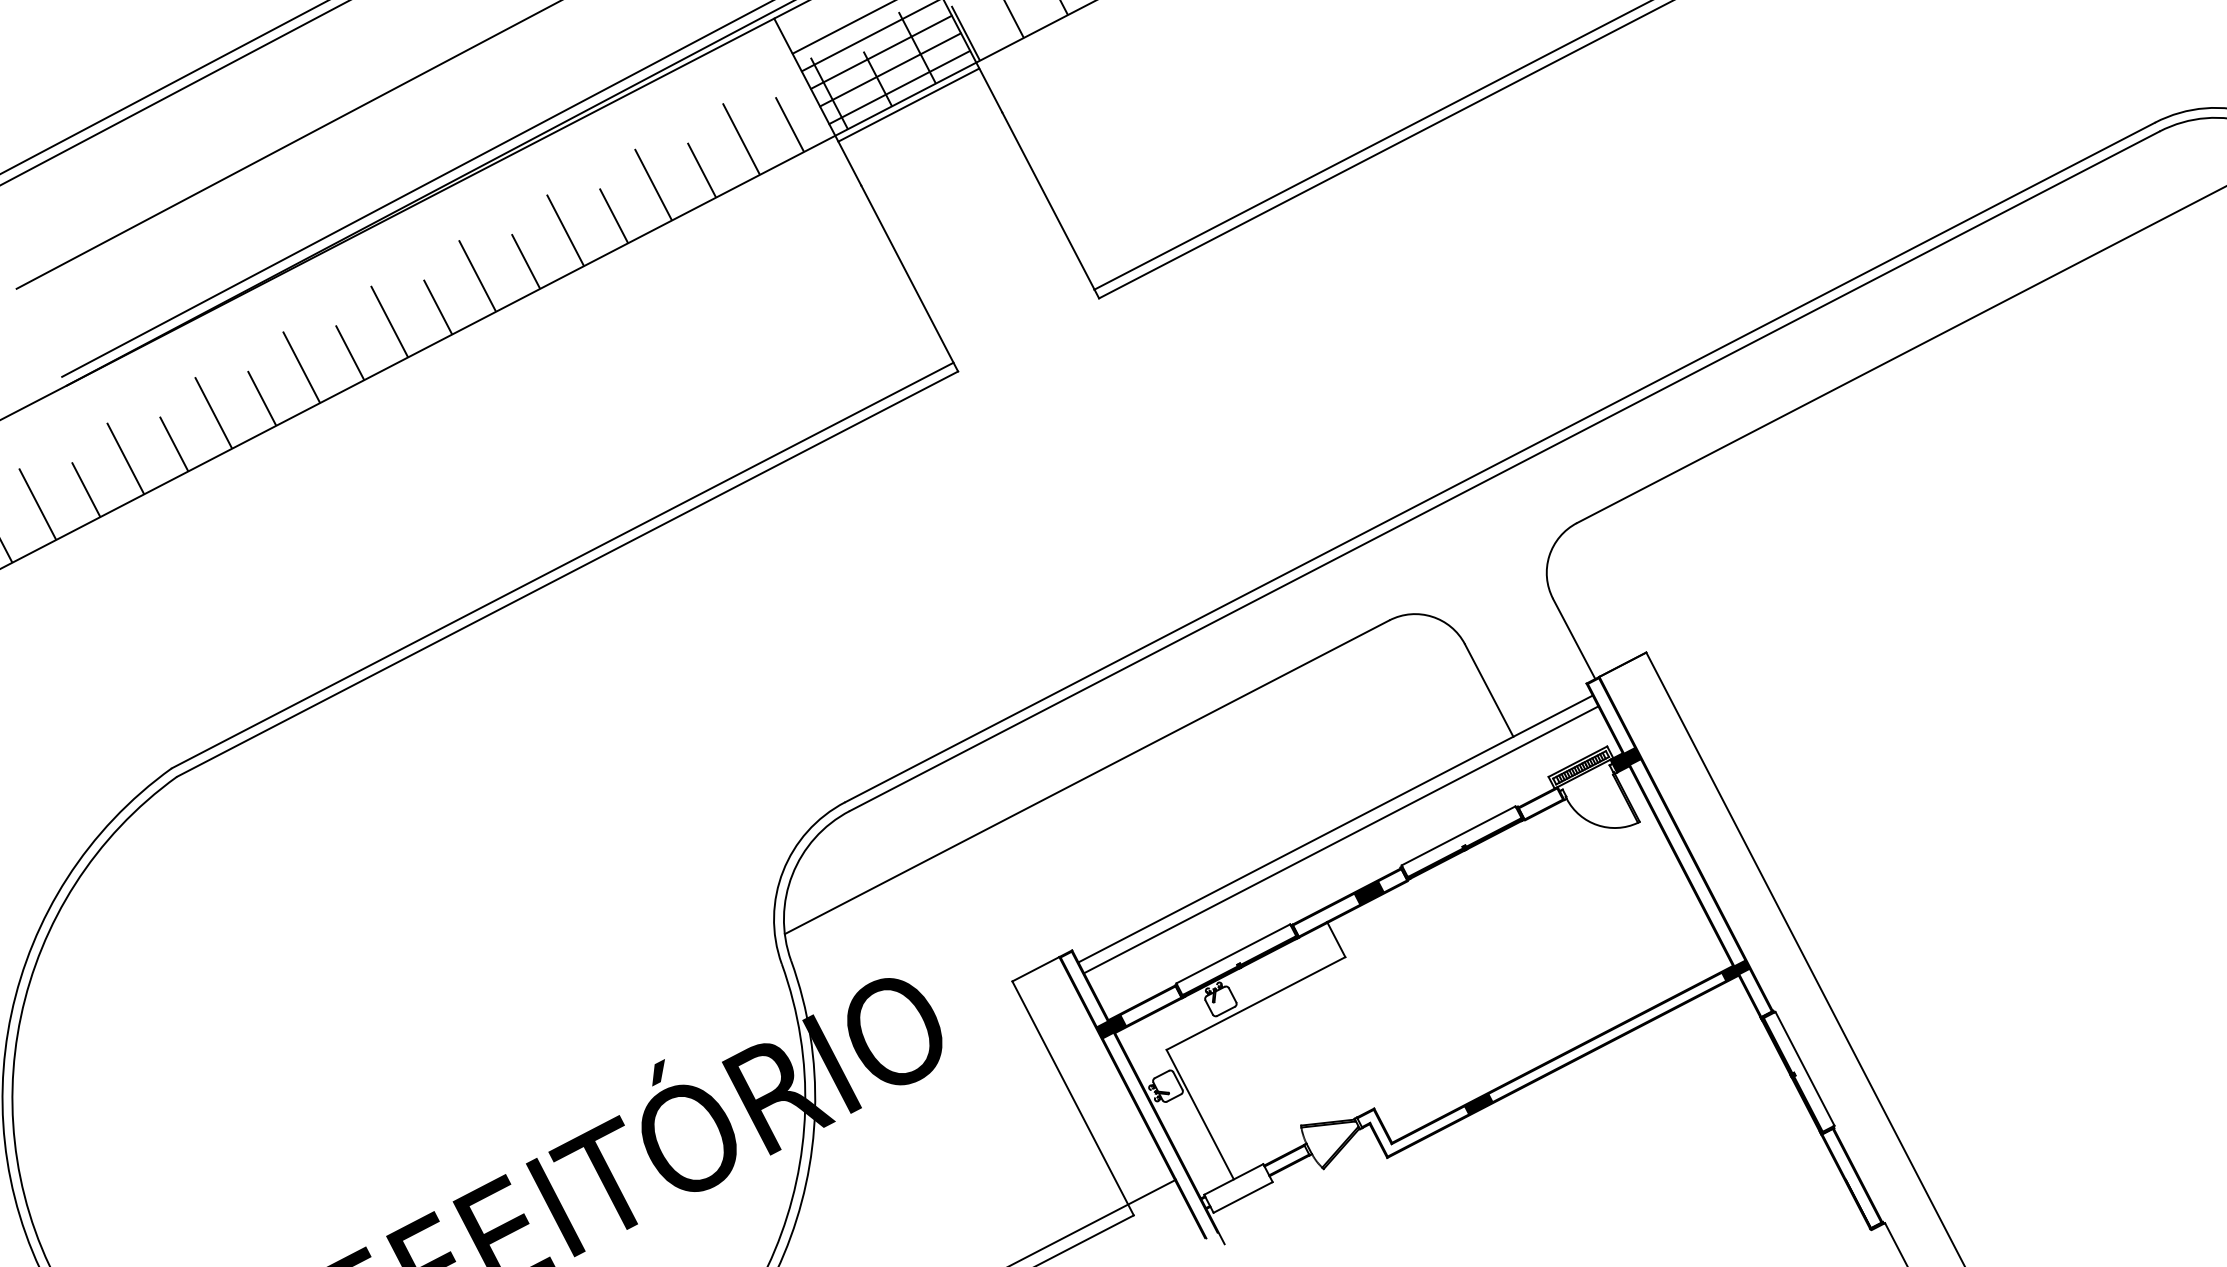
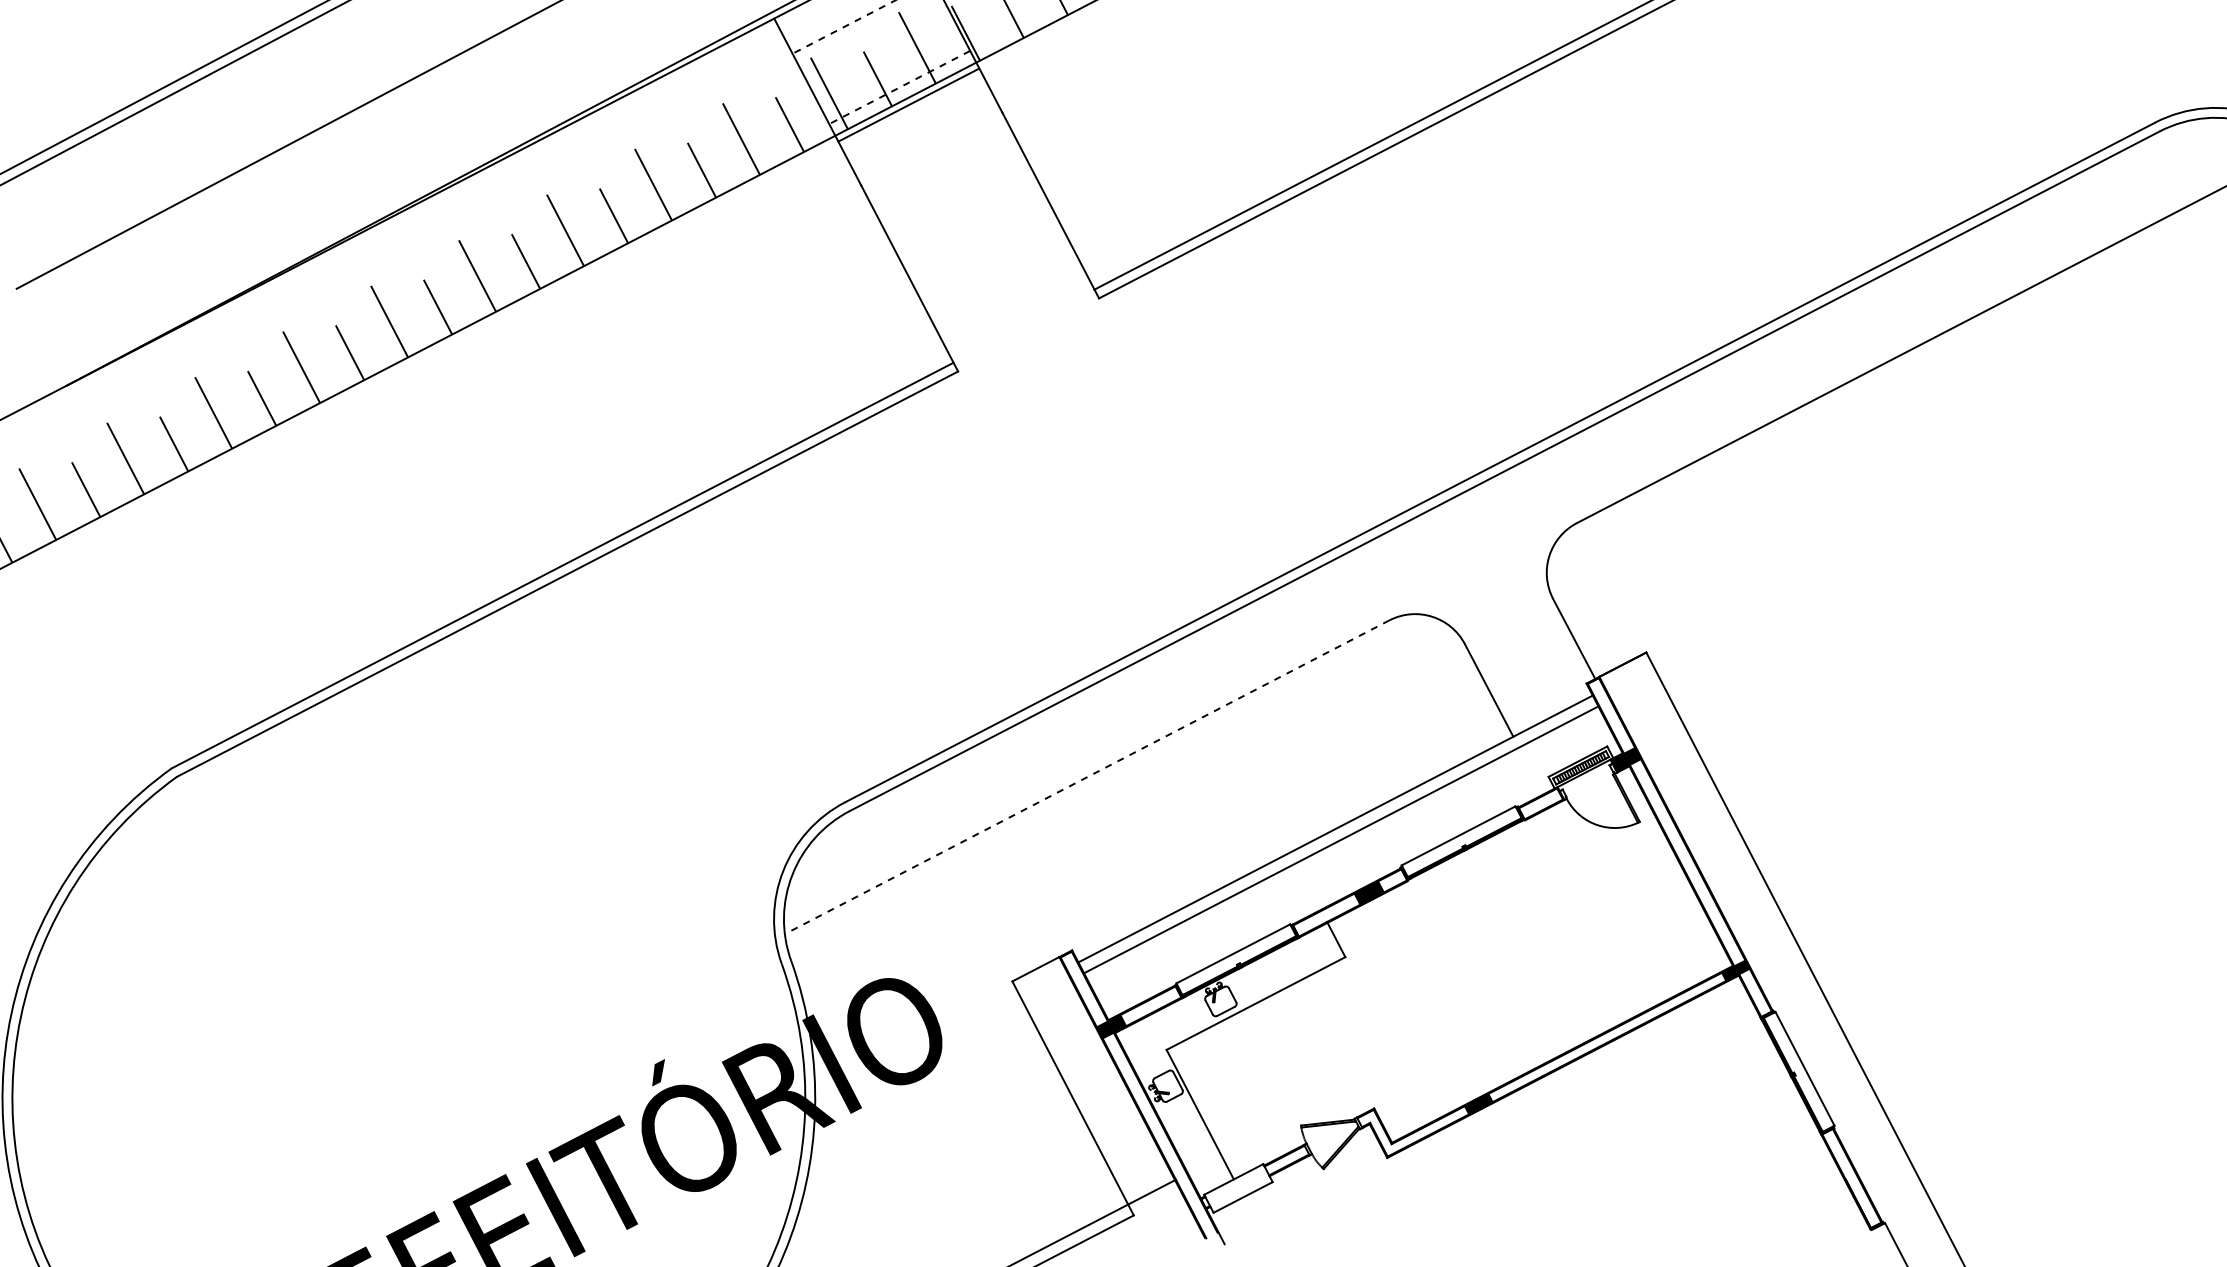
line: solid -> dashed (844, 27)
line: present -> none (867, 36)
line: present -> none (881, 51)
line: present -> none (890, 69)
line: solid -> dashed (899, 87)
line: present -> none (416, 189)
line: solid -> dashed (1087, 777)
